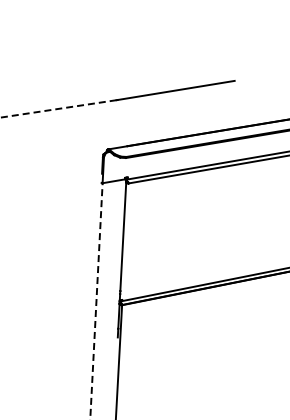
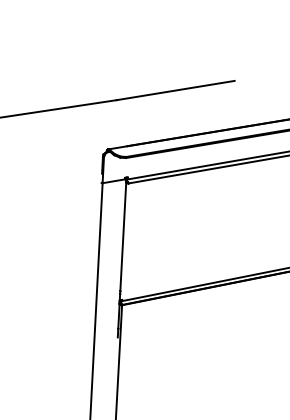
line: dashed -> solid (58, 108)
line: dashed -> solid (96, 301)
